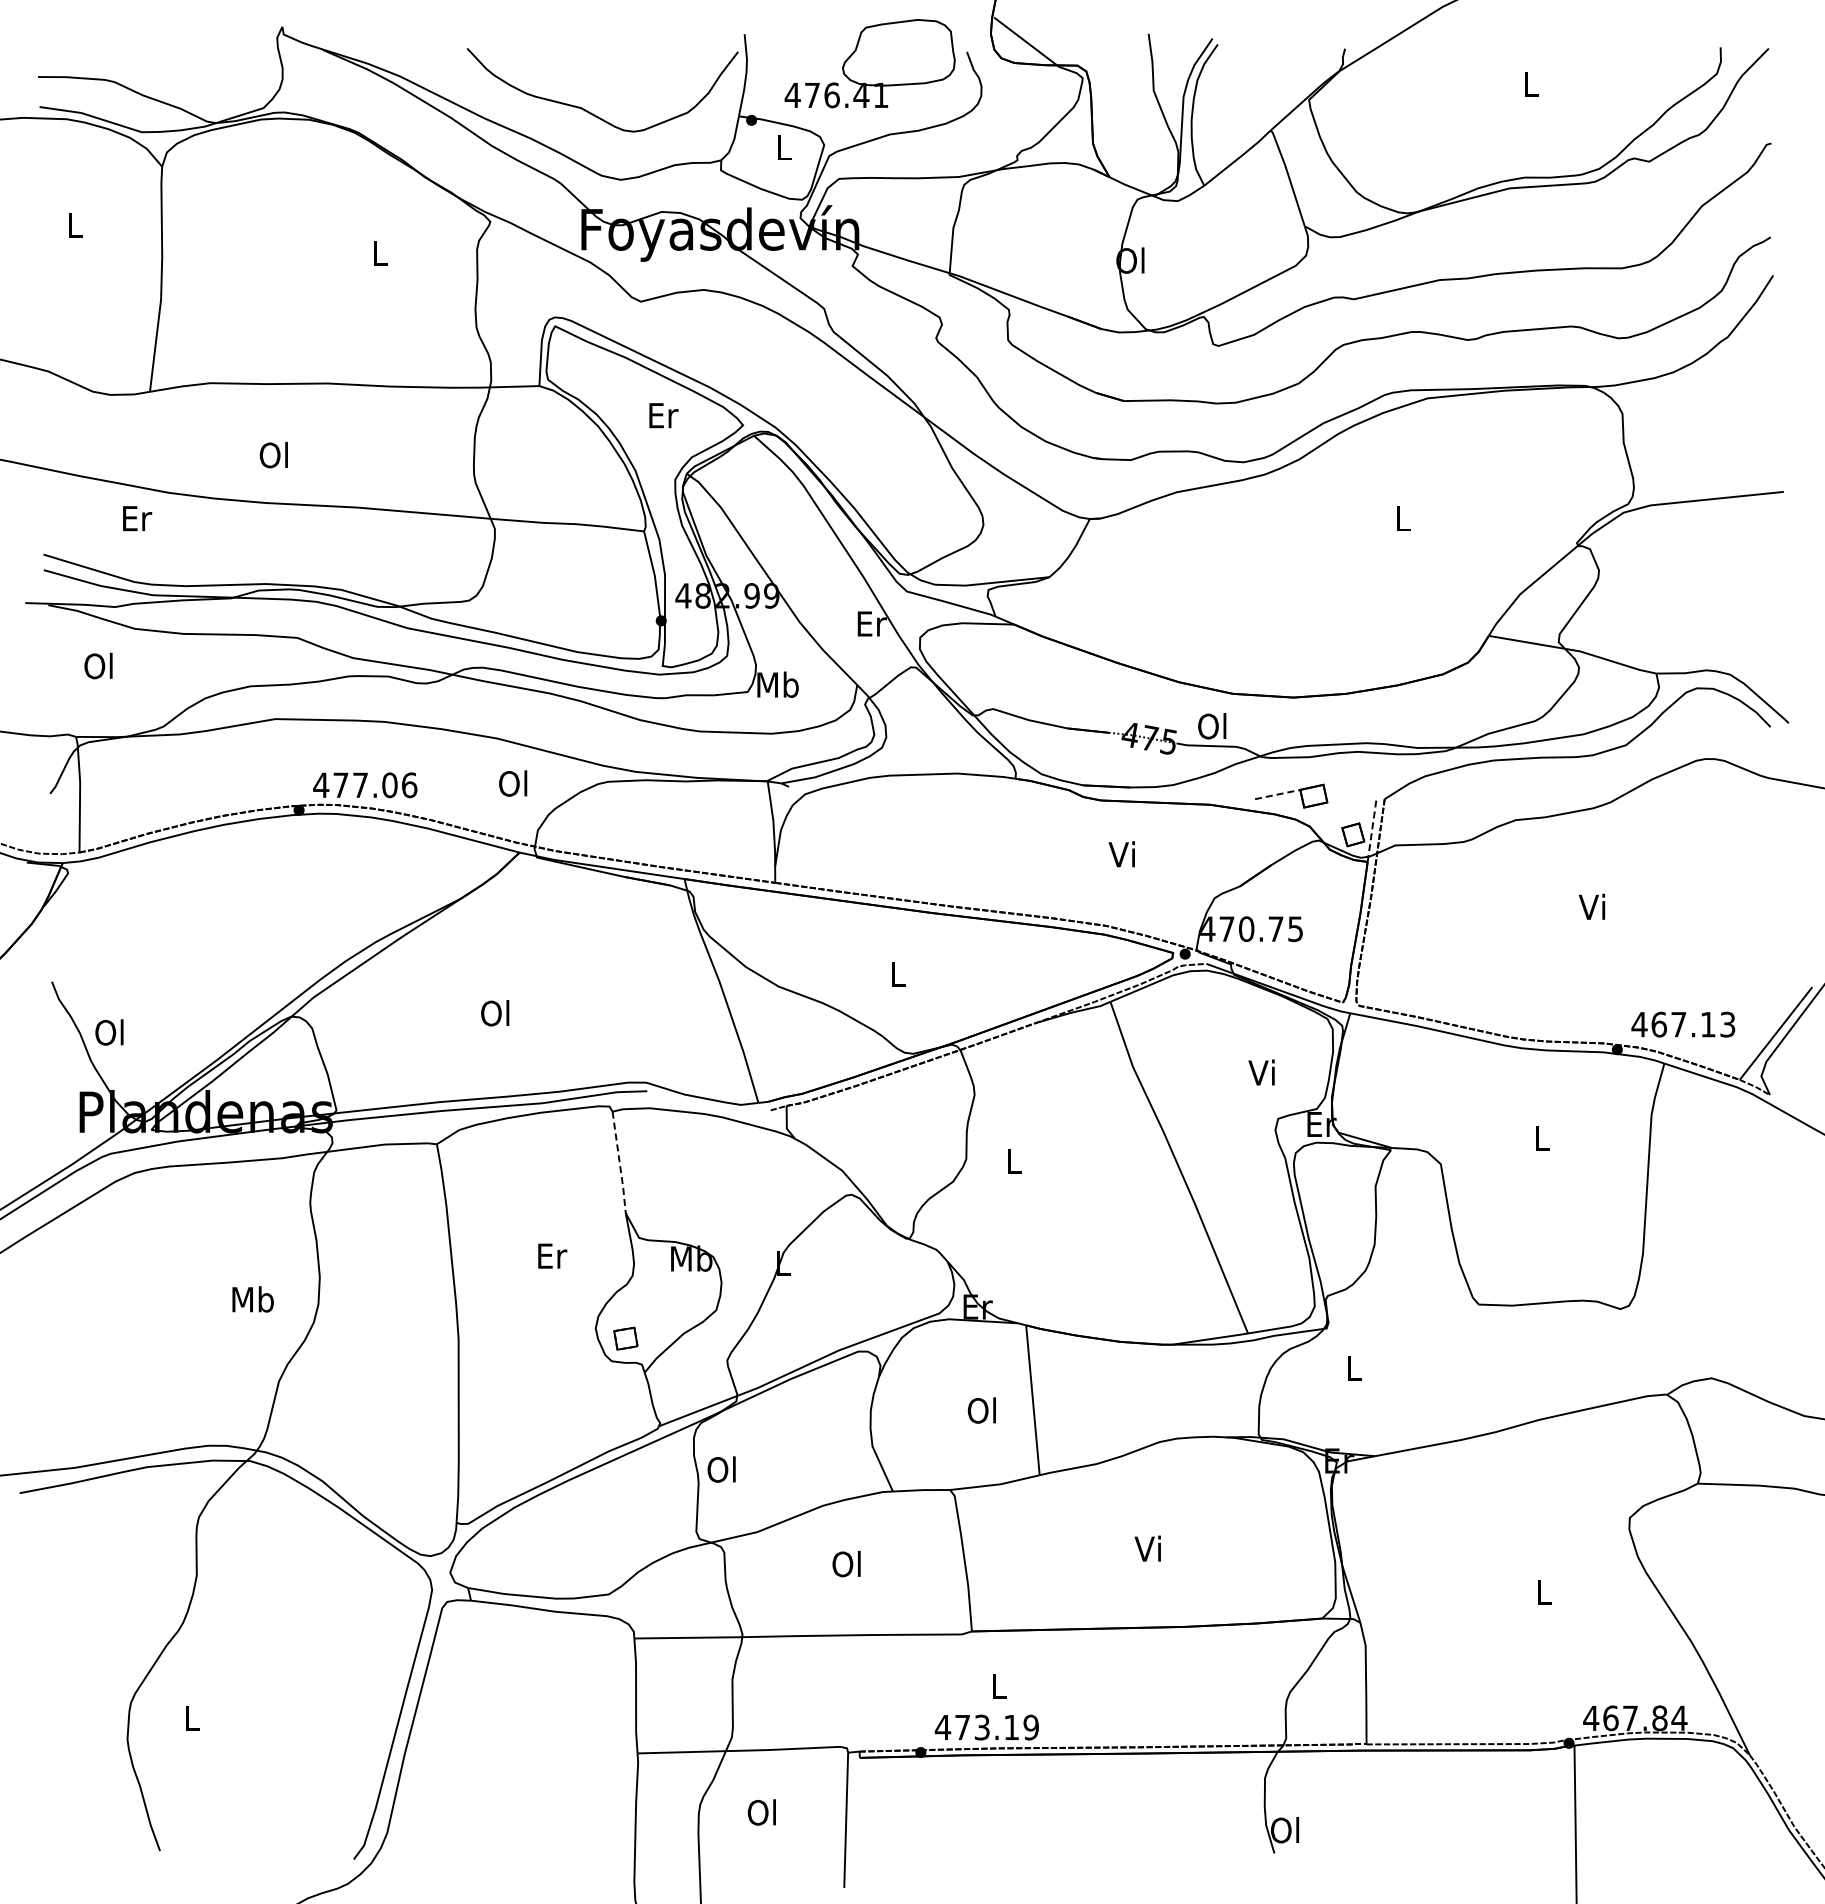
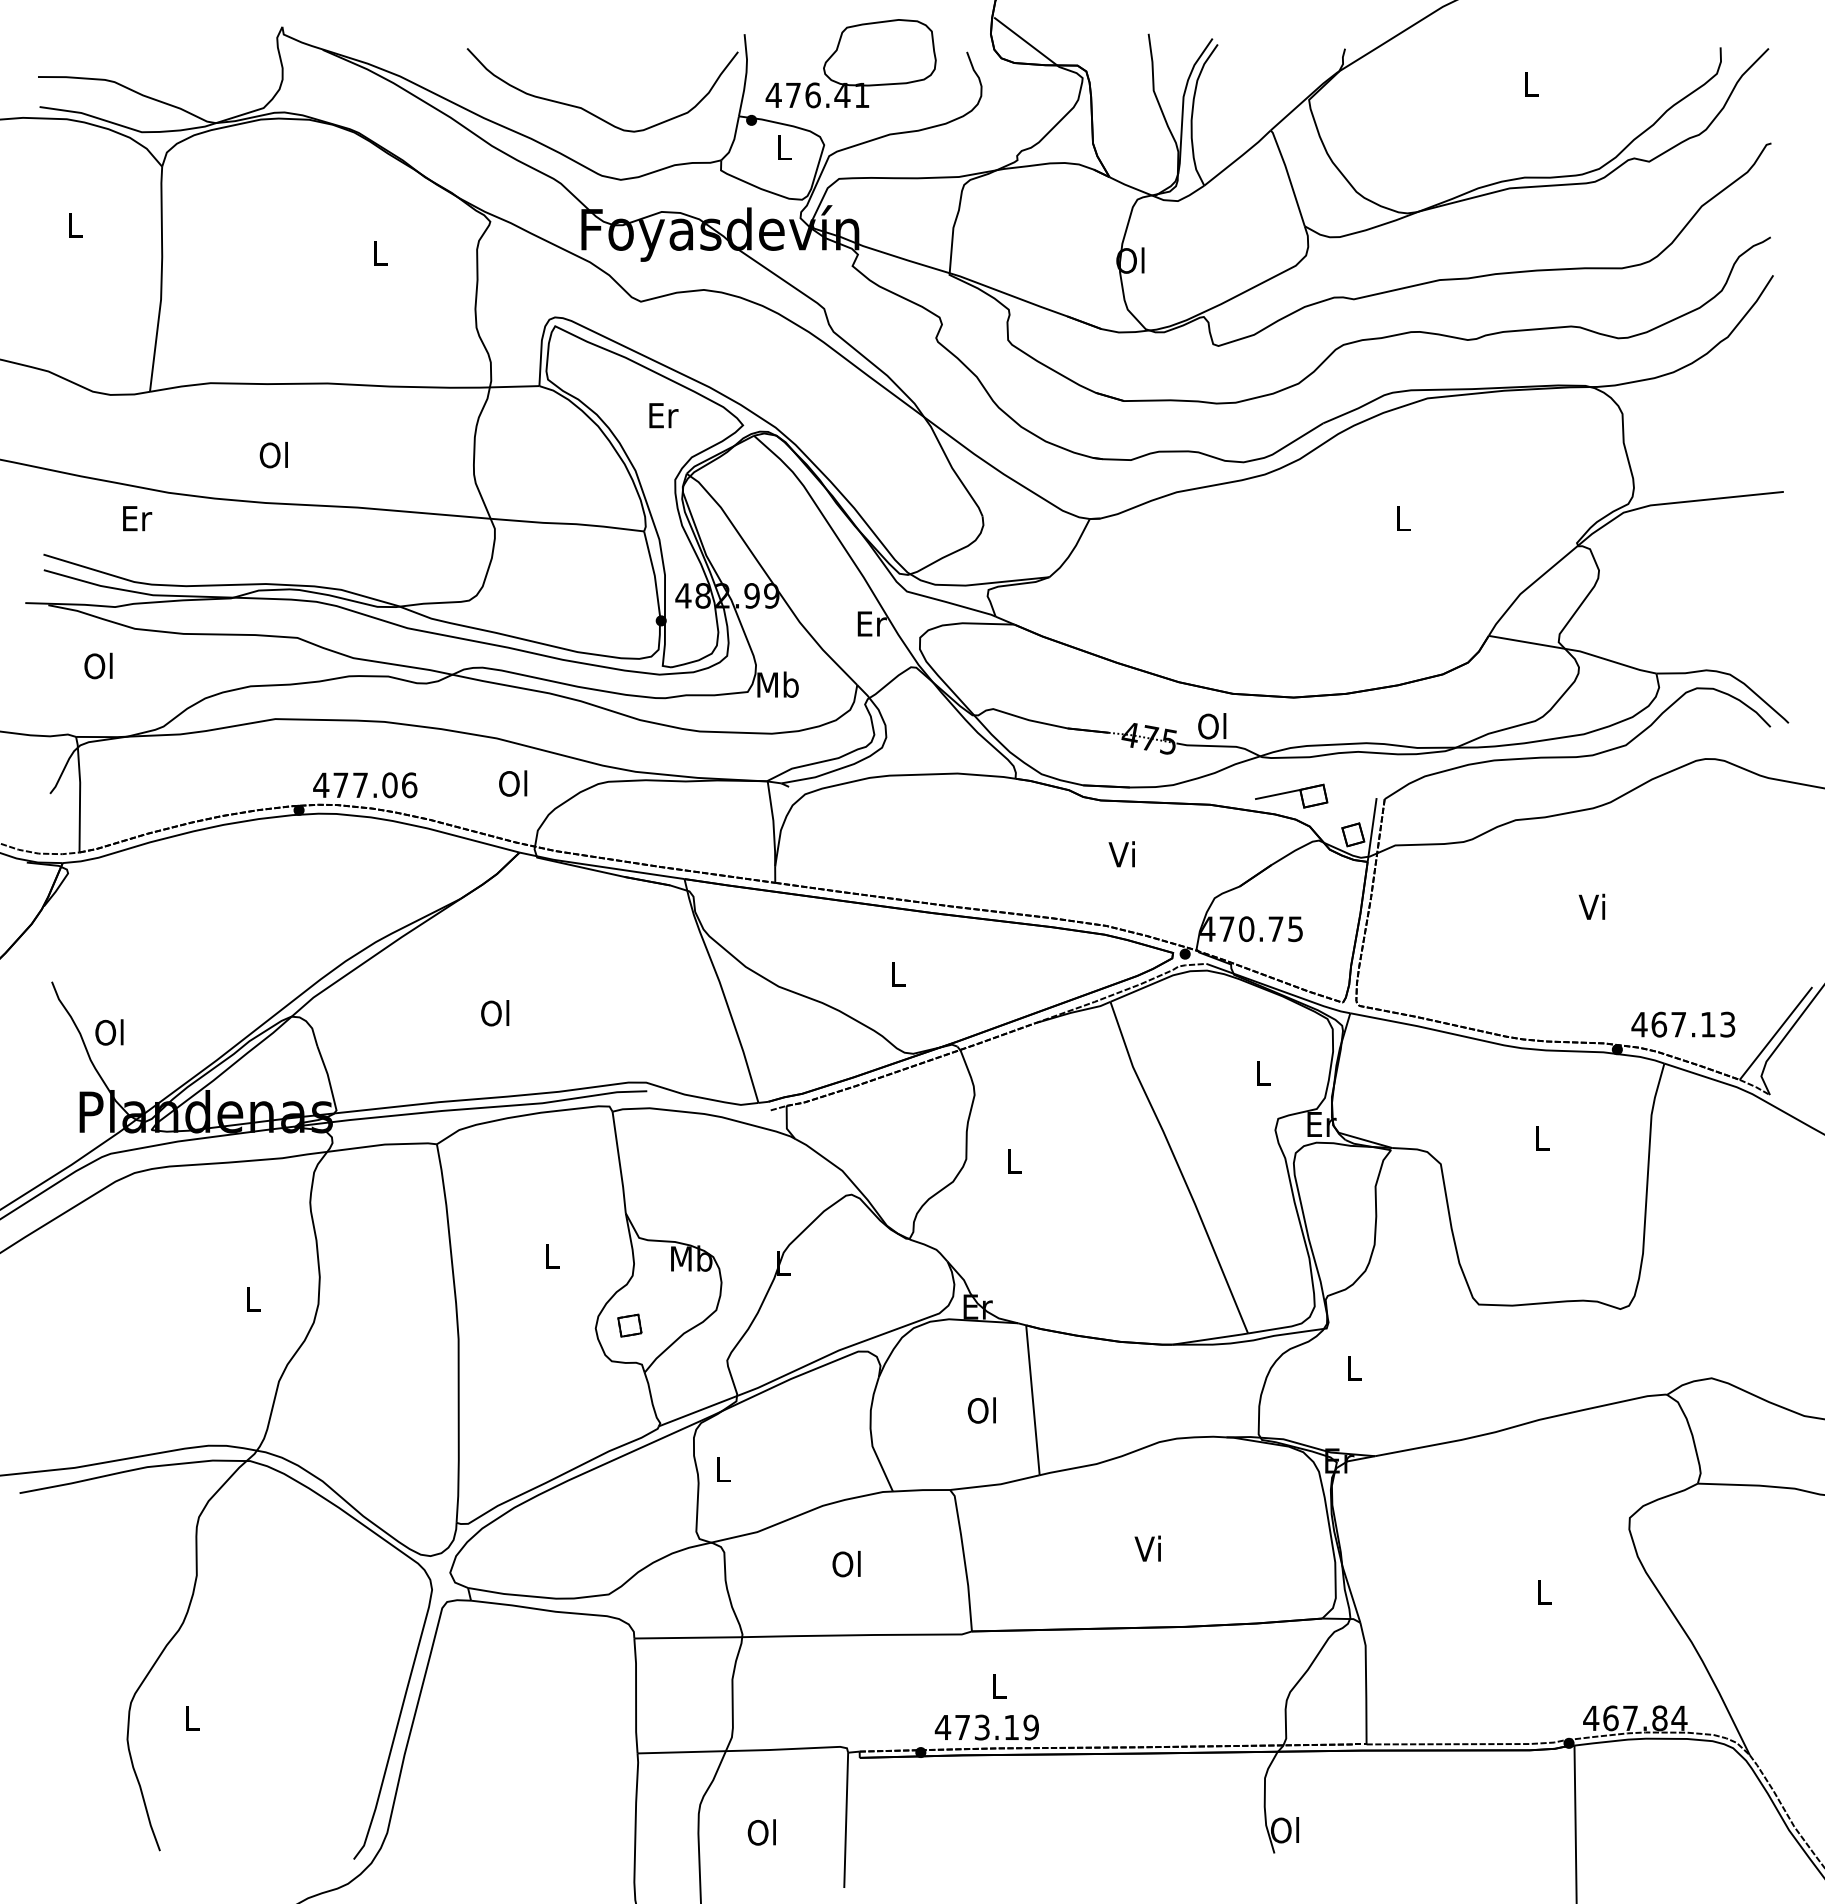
part position: (869, 63) -> (850, 63) (850, 63)
line: dashed -> solid (1278, 794)
line: dashed -> solid (1372, 829)
text: Vi -> L (1261, 1072)
line: dashed -> solid (619, 1163)
text: Er -> L (552, 1255)
text: Mb -> L (252, 1299)
part position: (625, 1338) -> (629, 1325) (629, 1325)
text: Ol -> L (721, 1469)
text position: (761, 1812) -> (761, 1832) (761, 1832)
